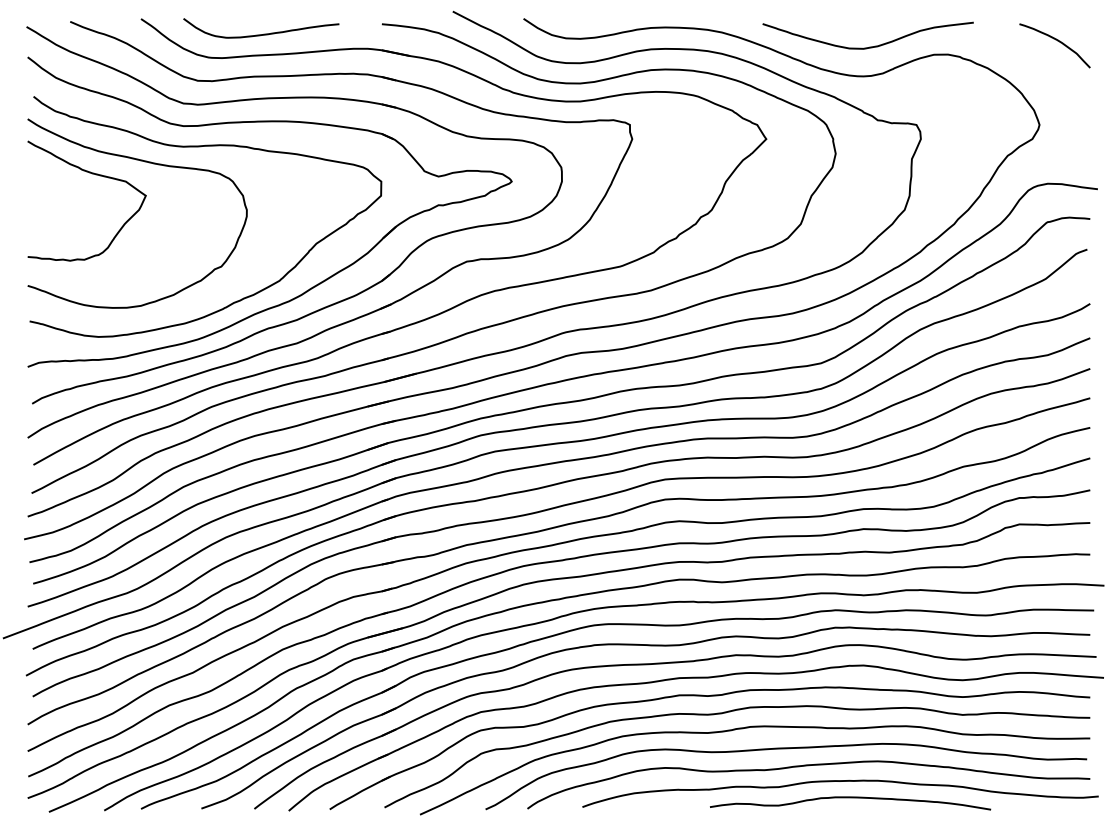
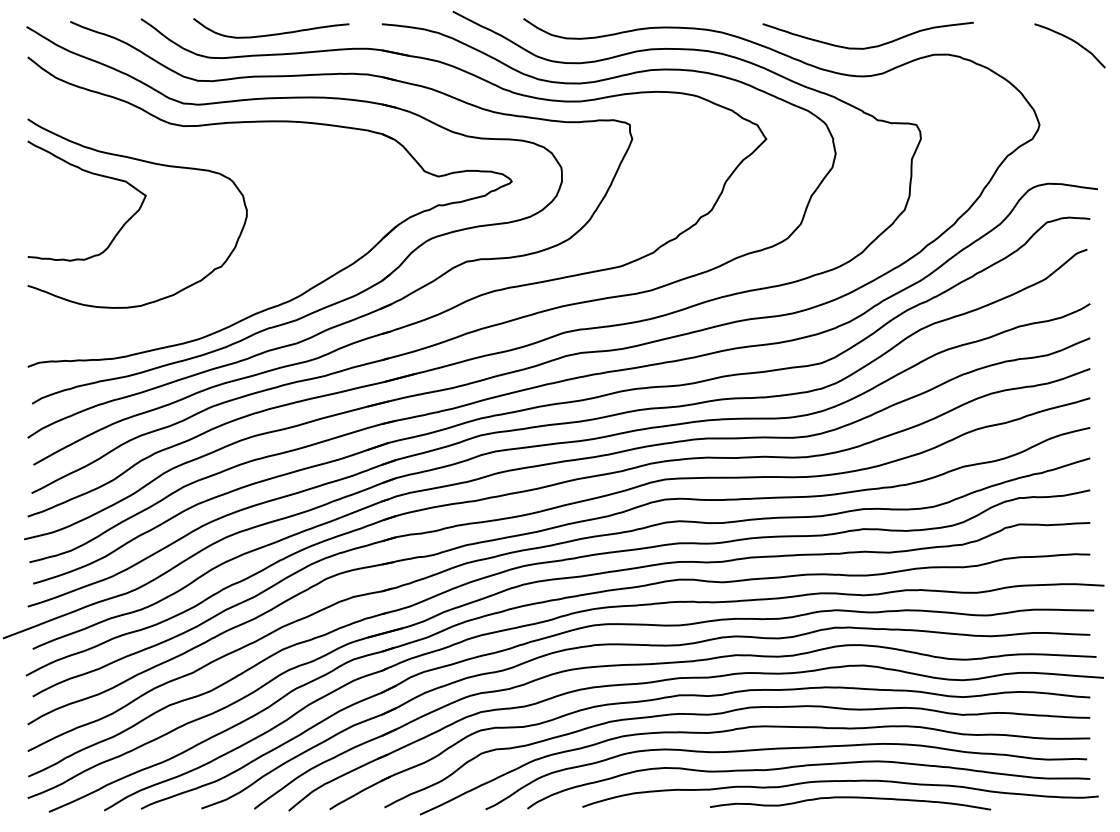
curve position: (263, 33) -> (273, 33) (273, 33)
curve position: (1057, 41) -> (1072, 41) (1072, 41)
curve: present -> none (200, 147)
